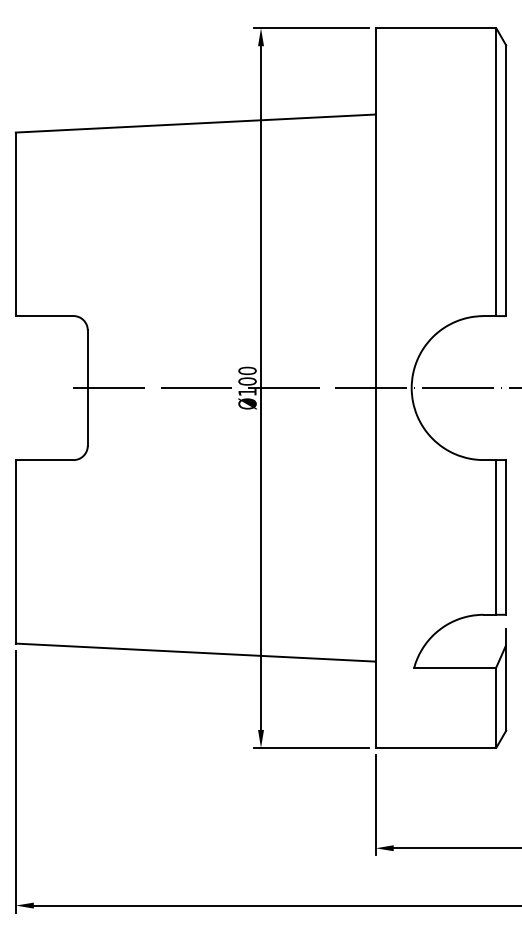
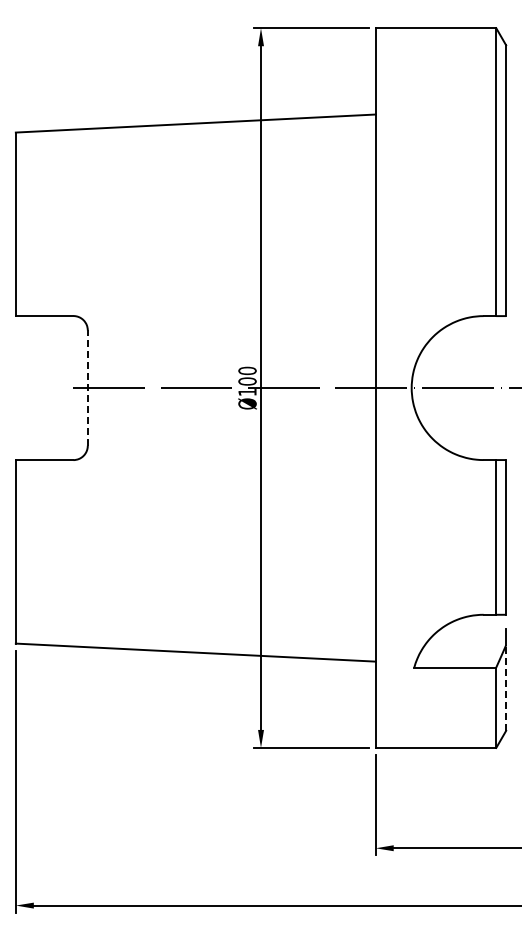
line: solid -> dashed (87, 388)
line: solid -> dashed (506, 687)
